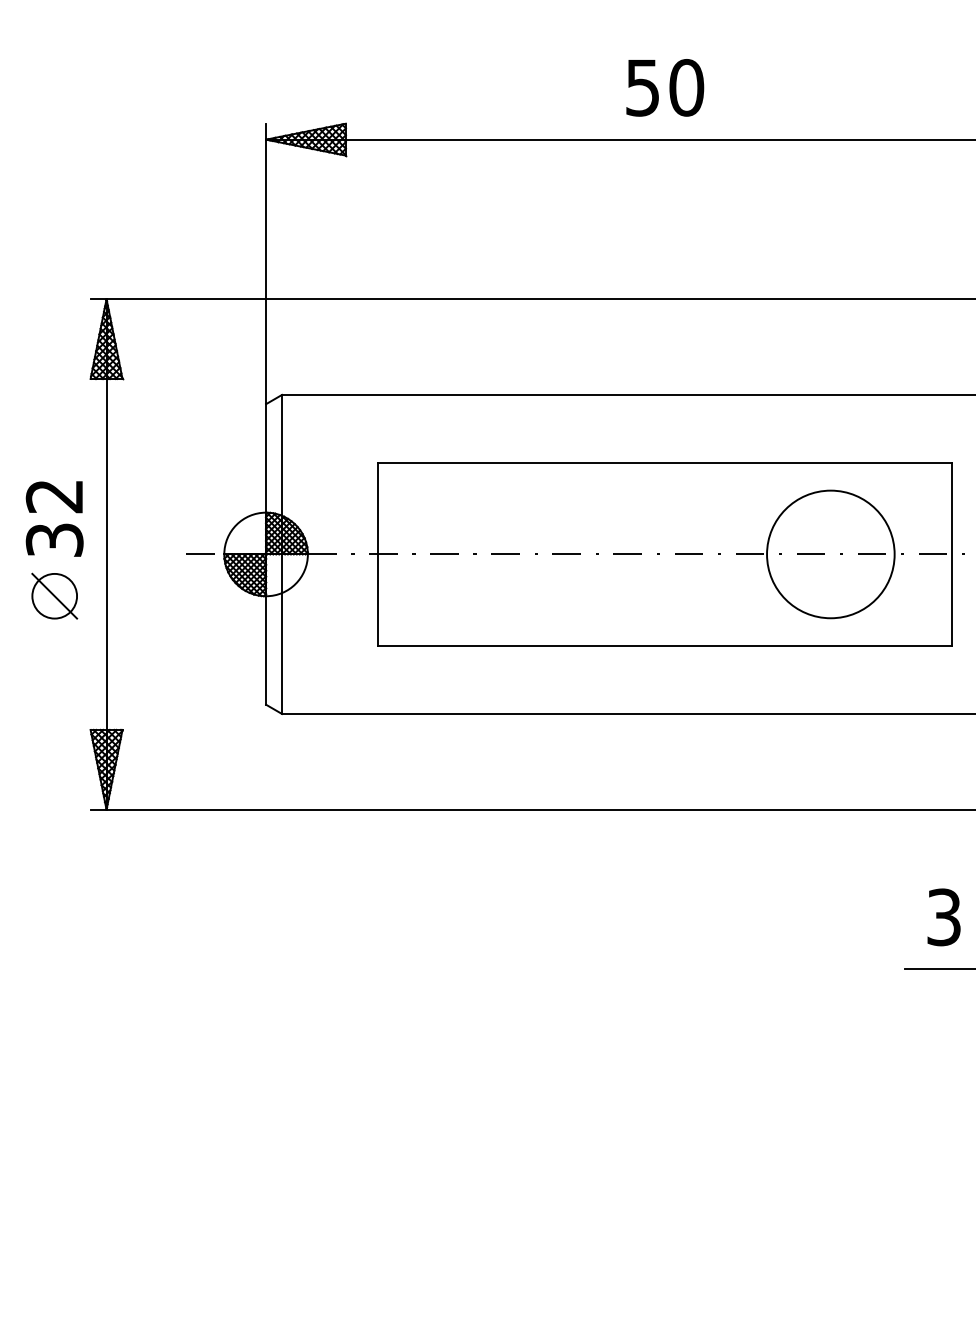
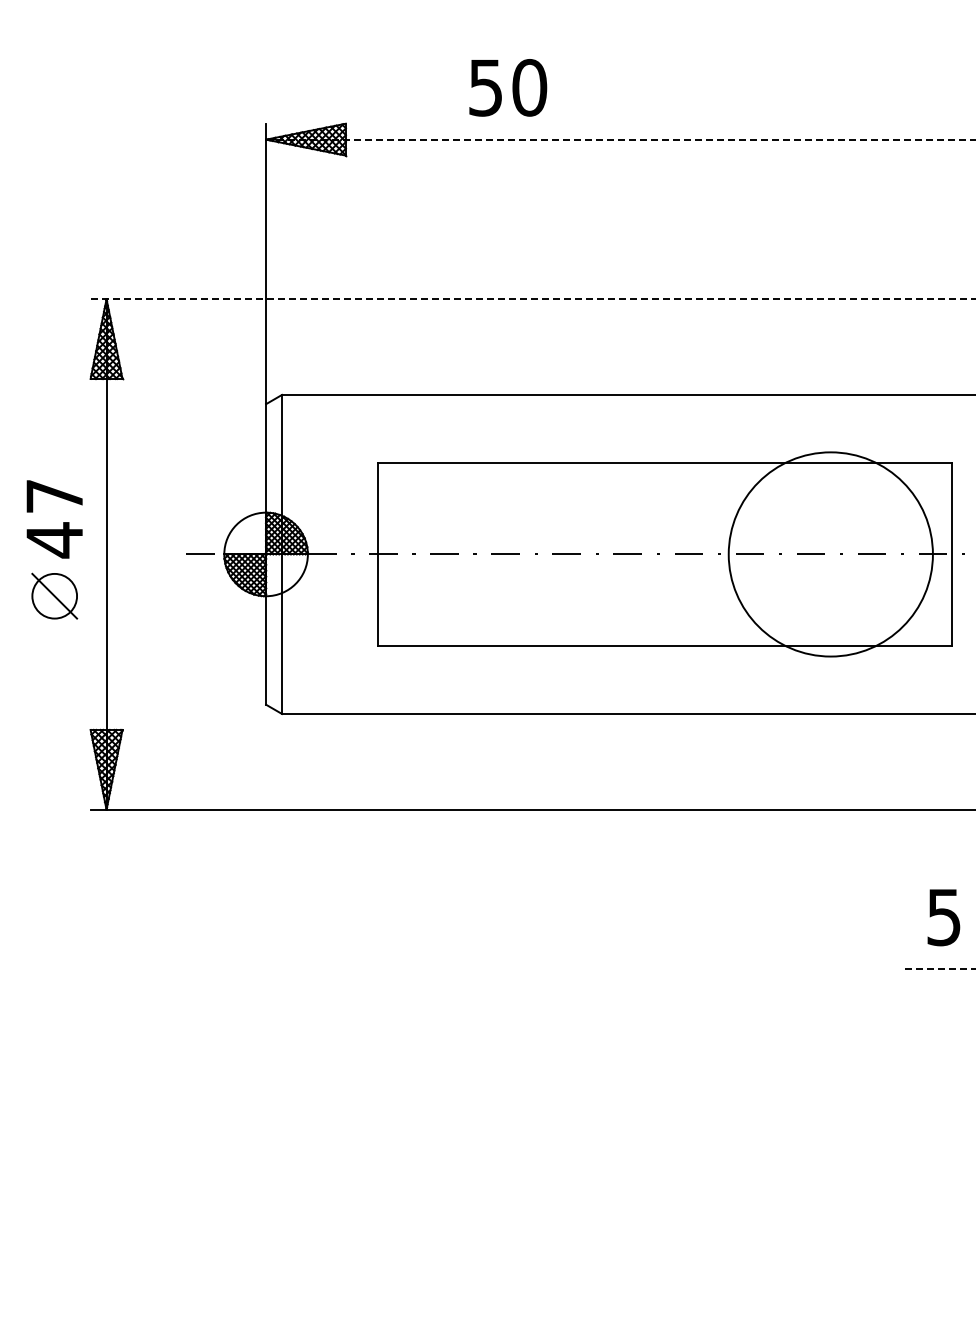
text position: (665, 87) -> (508, 87) (508, 87)
line: solid -> dashed (620, 139)
line: solid -> dashed (533, 299)
text: 32 -> 47 (54, 519)
circle diameter: 128 px -> 204 px (830, 554)
text: 3 -> 5 (944, 916)
line: solid -> dashed (940, 969)
